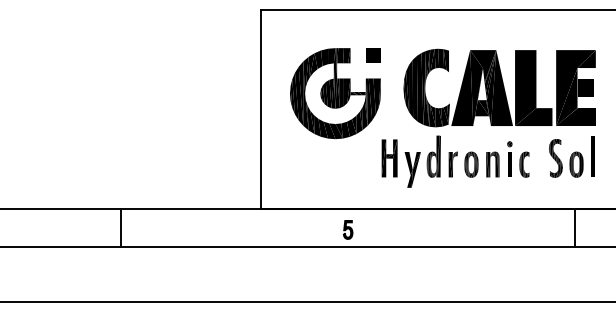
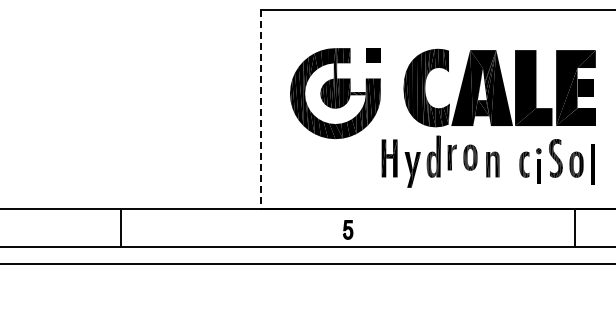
line: solid -> dashed (260, 109)
line position: (592, 156) -> (592, 164) (592, 164)
part position: (509, 158) -> (538, 165) (538, 165)
part position: (463, 164) -> (462, 157) (462, 157)
line position: (307, 302) -> (307, 264) (307, 264)
